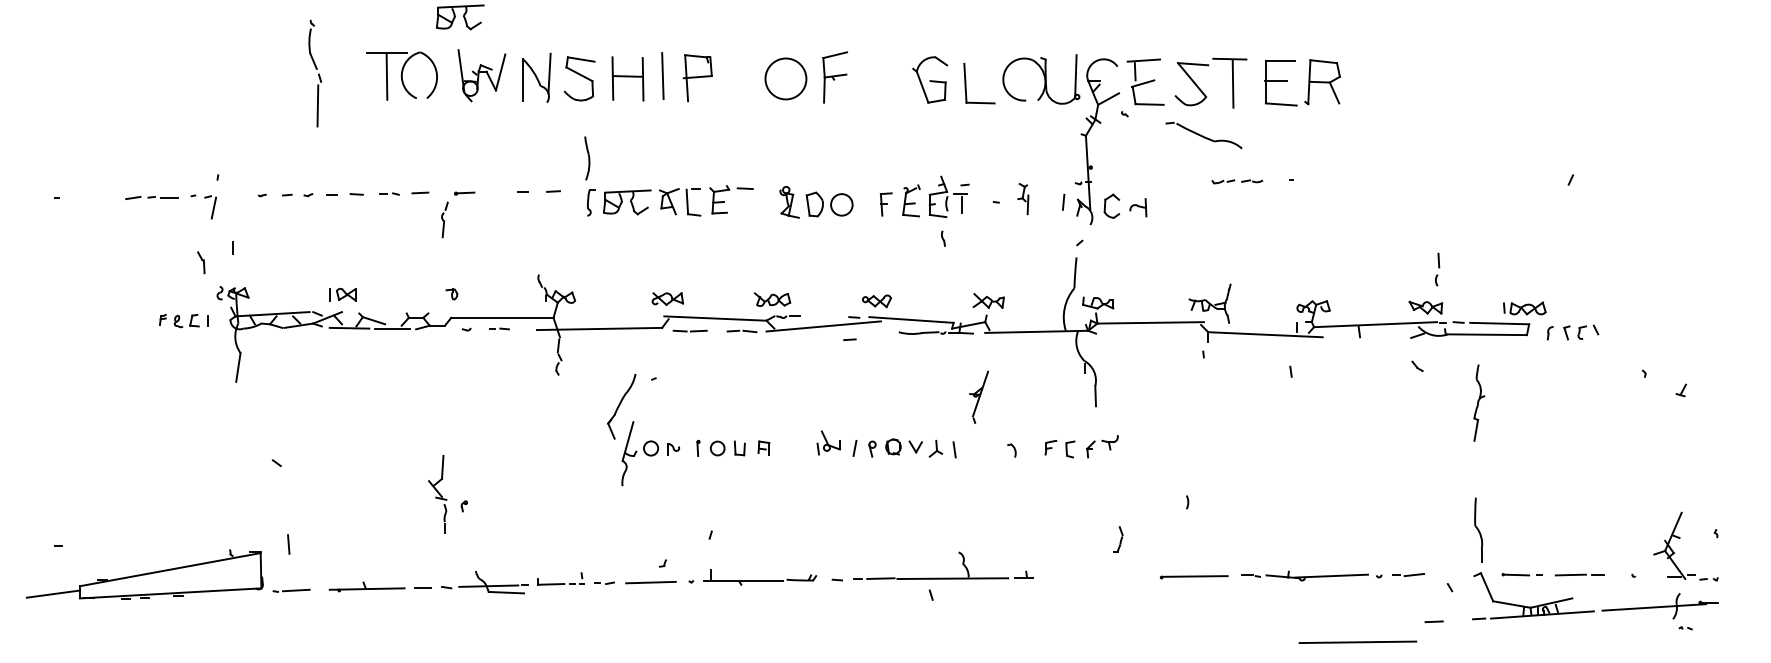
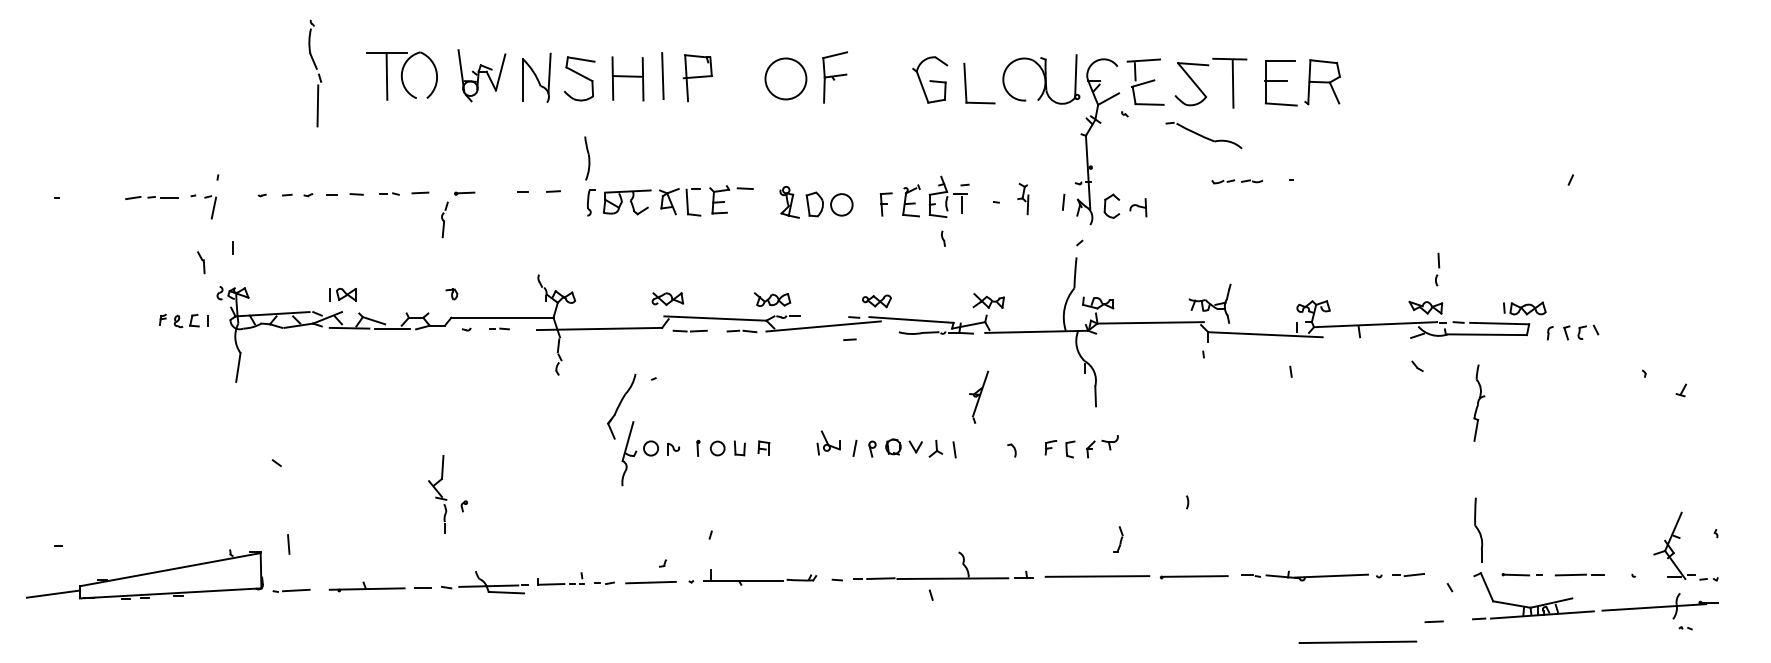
part: present -> none (460, 17)
line: none -> present (1097, 576)
